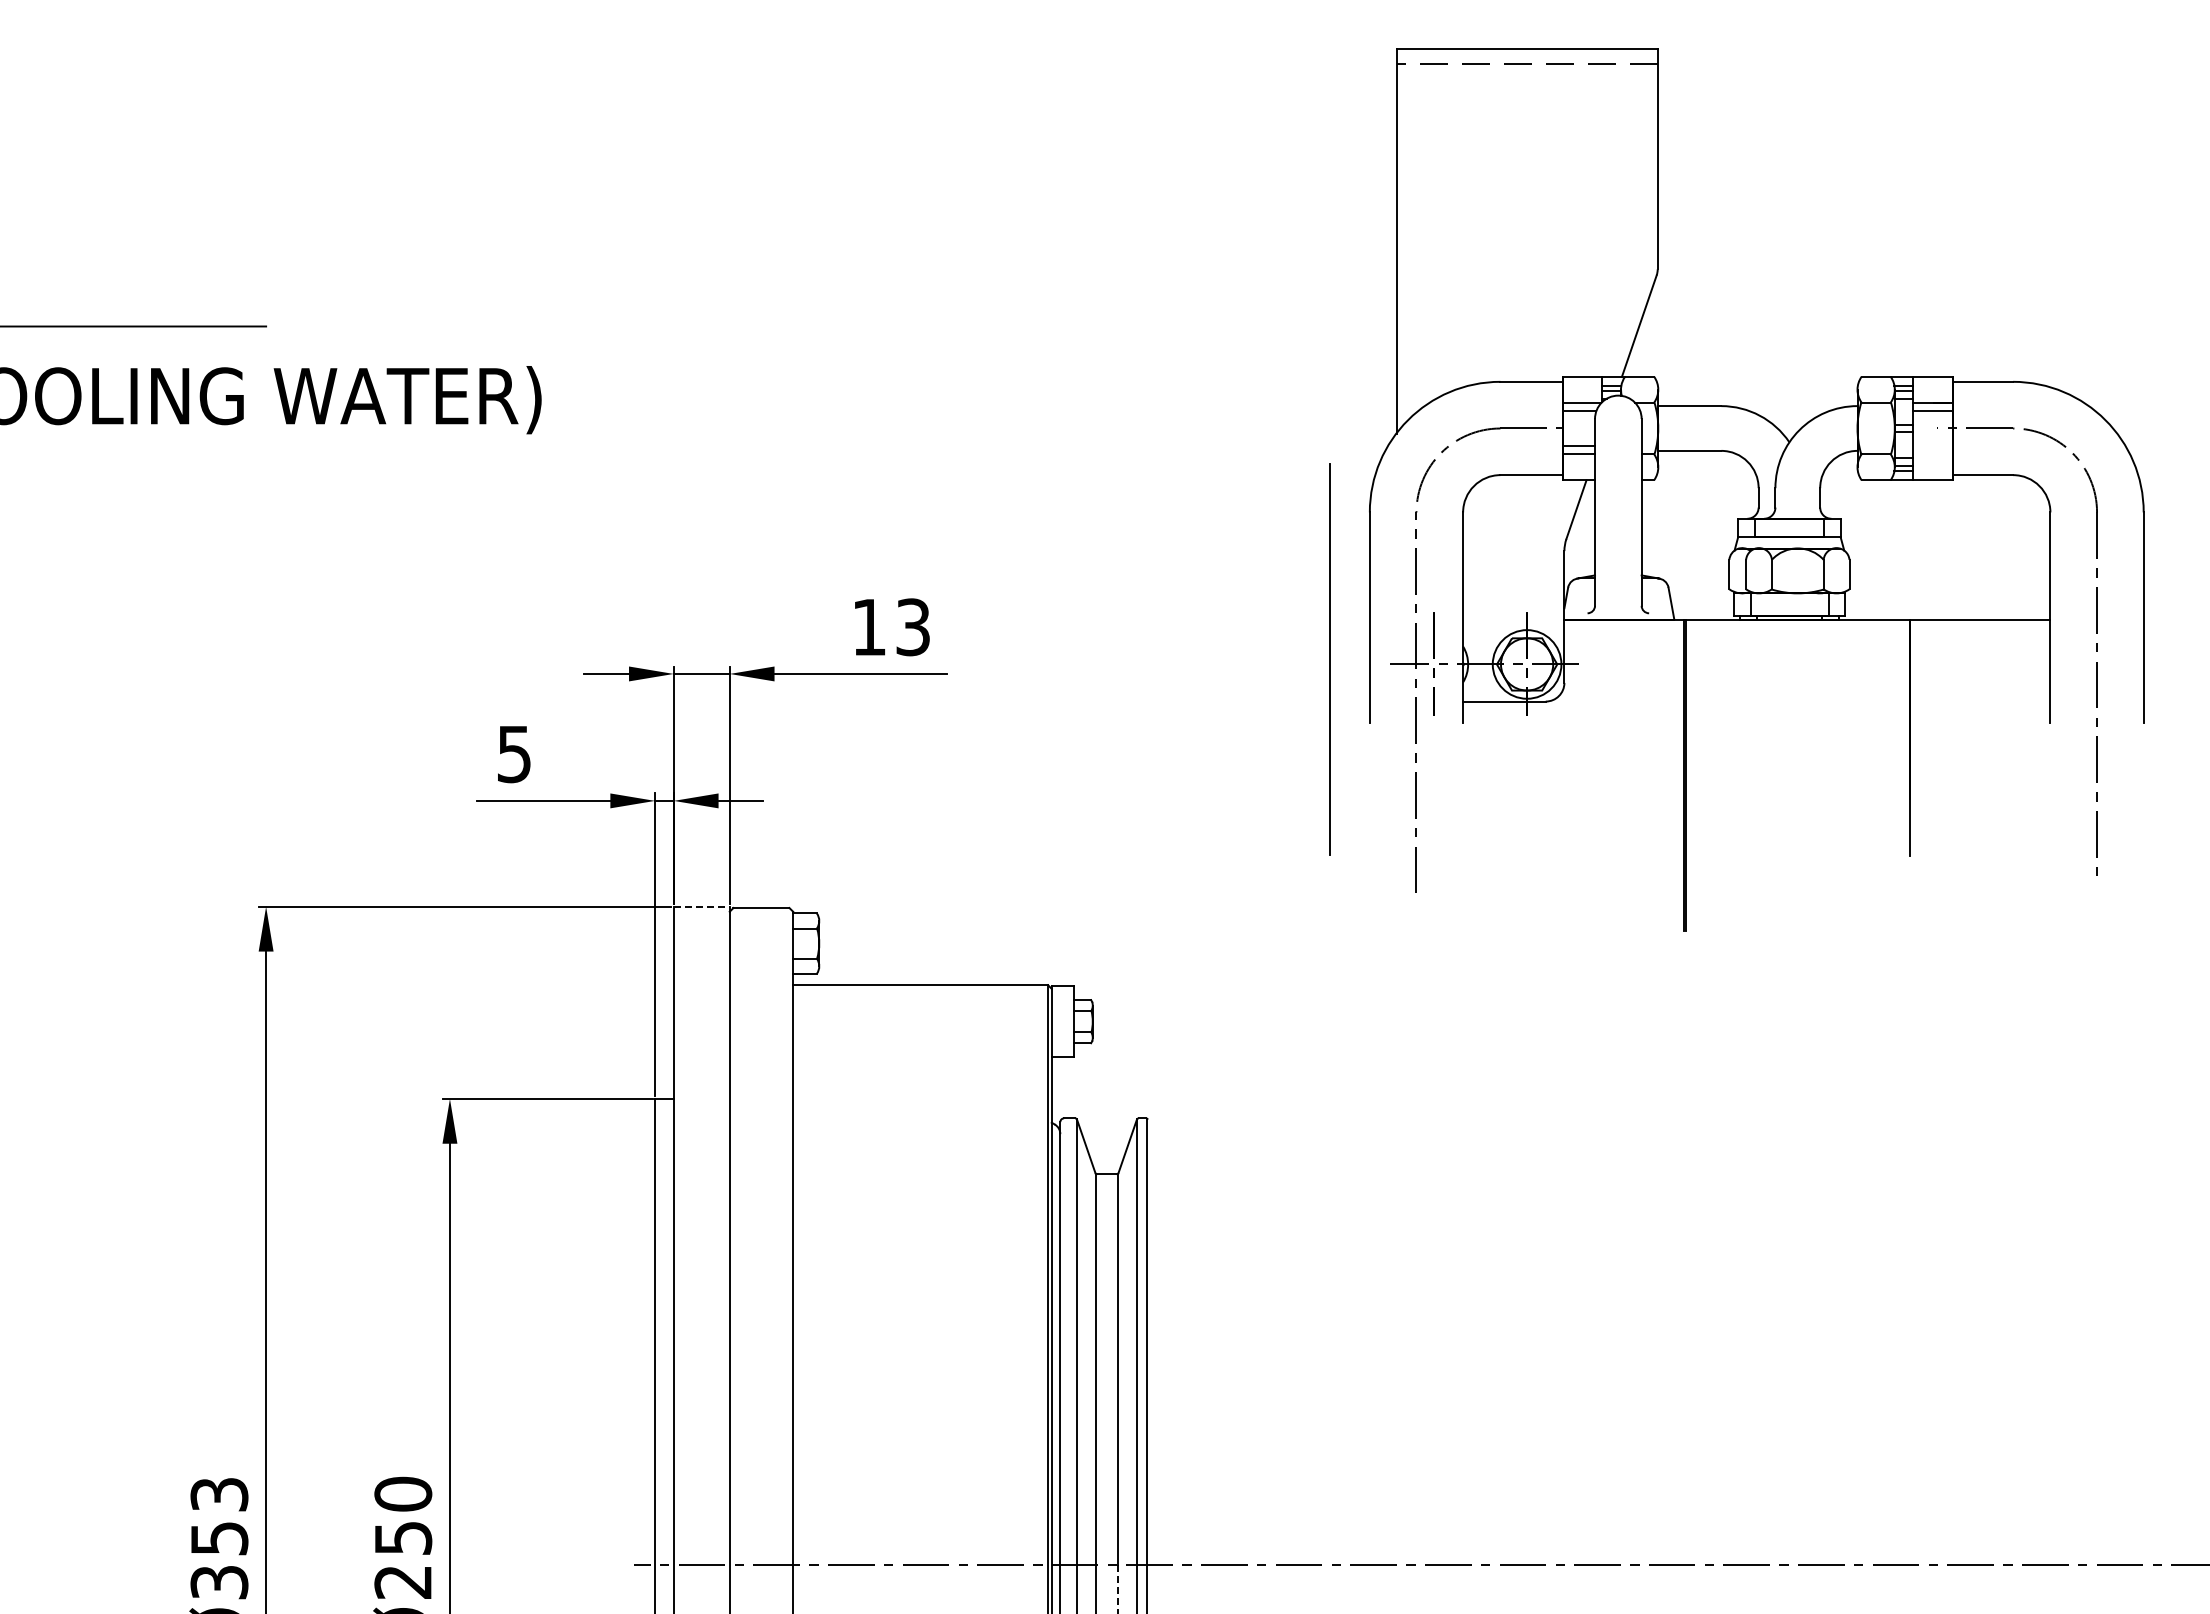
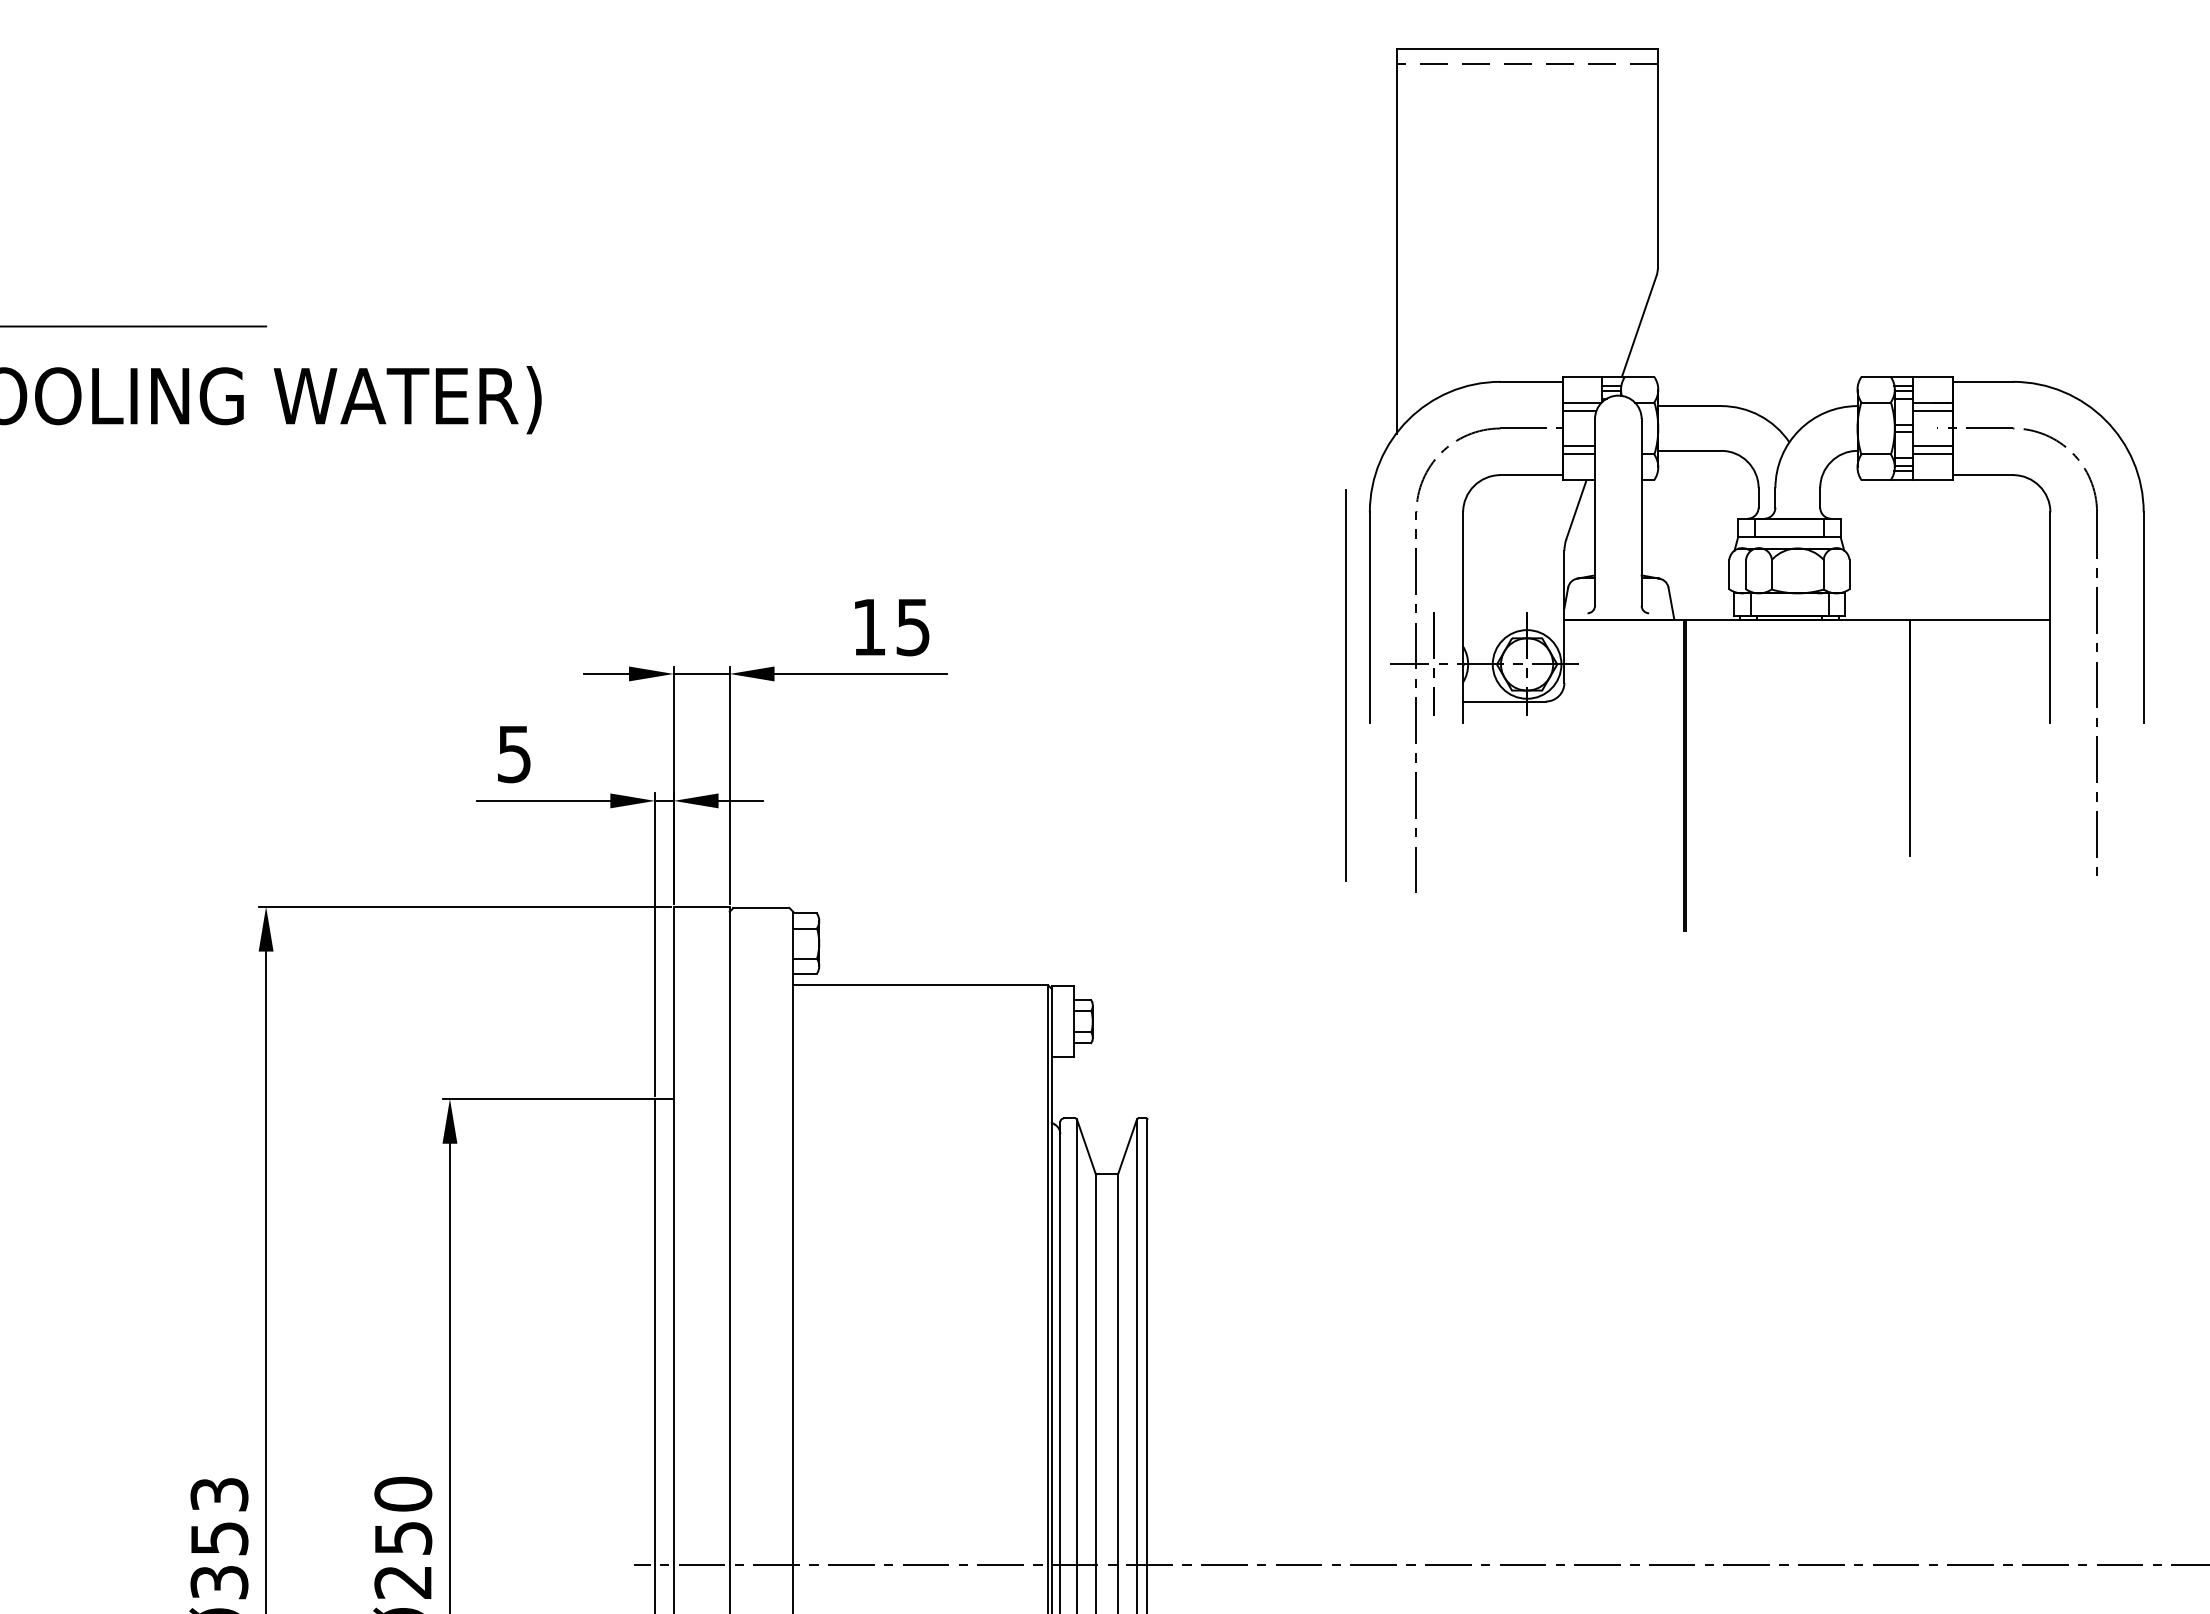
line: none -> present (1932, 446)
line: none -> present (1932, 453)
text: 13 -> 15 (913, 626)
line position: (1329, 659) -> (1345, 685) (1345, 685)
line: dashed -> solid (701, 906)
line: dashed -> solid (1118, 1589)
